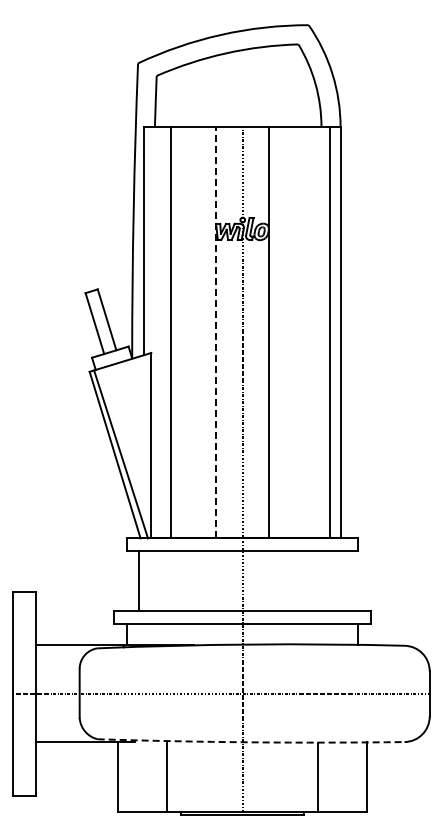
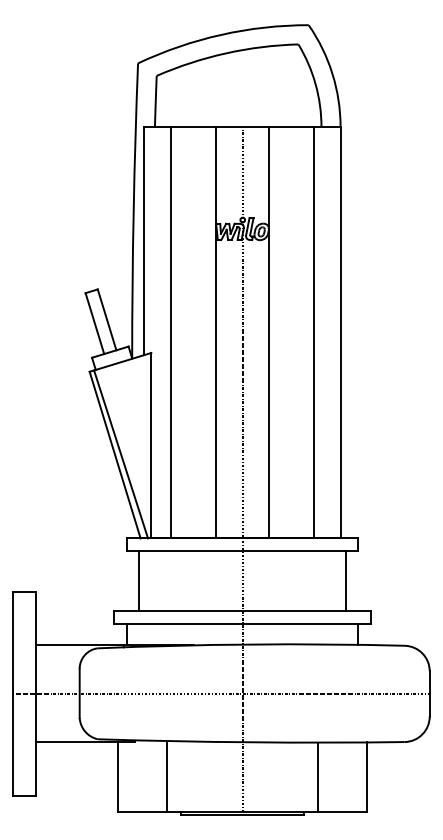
line: dashed -> solid (216, 332)
line position: (330, 332) -> (314, 332) (314, 332)
line: none -> present (345, 581)
arc: dashed -> solid (251, 742)
